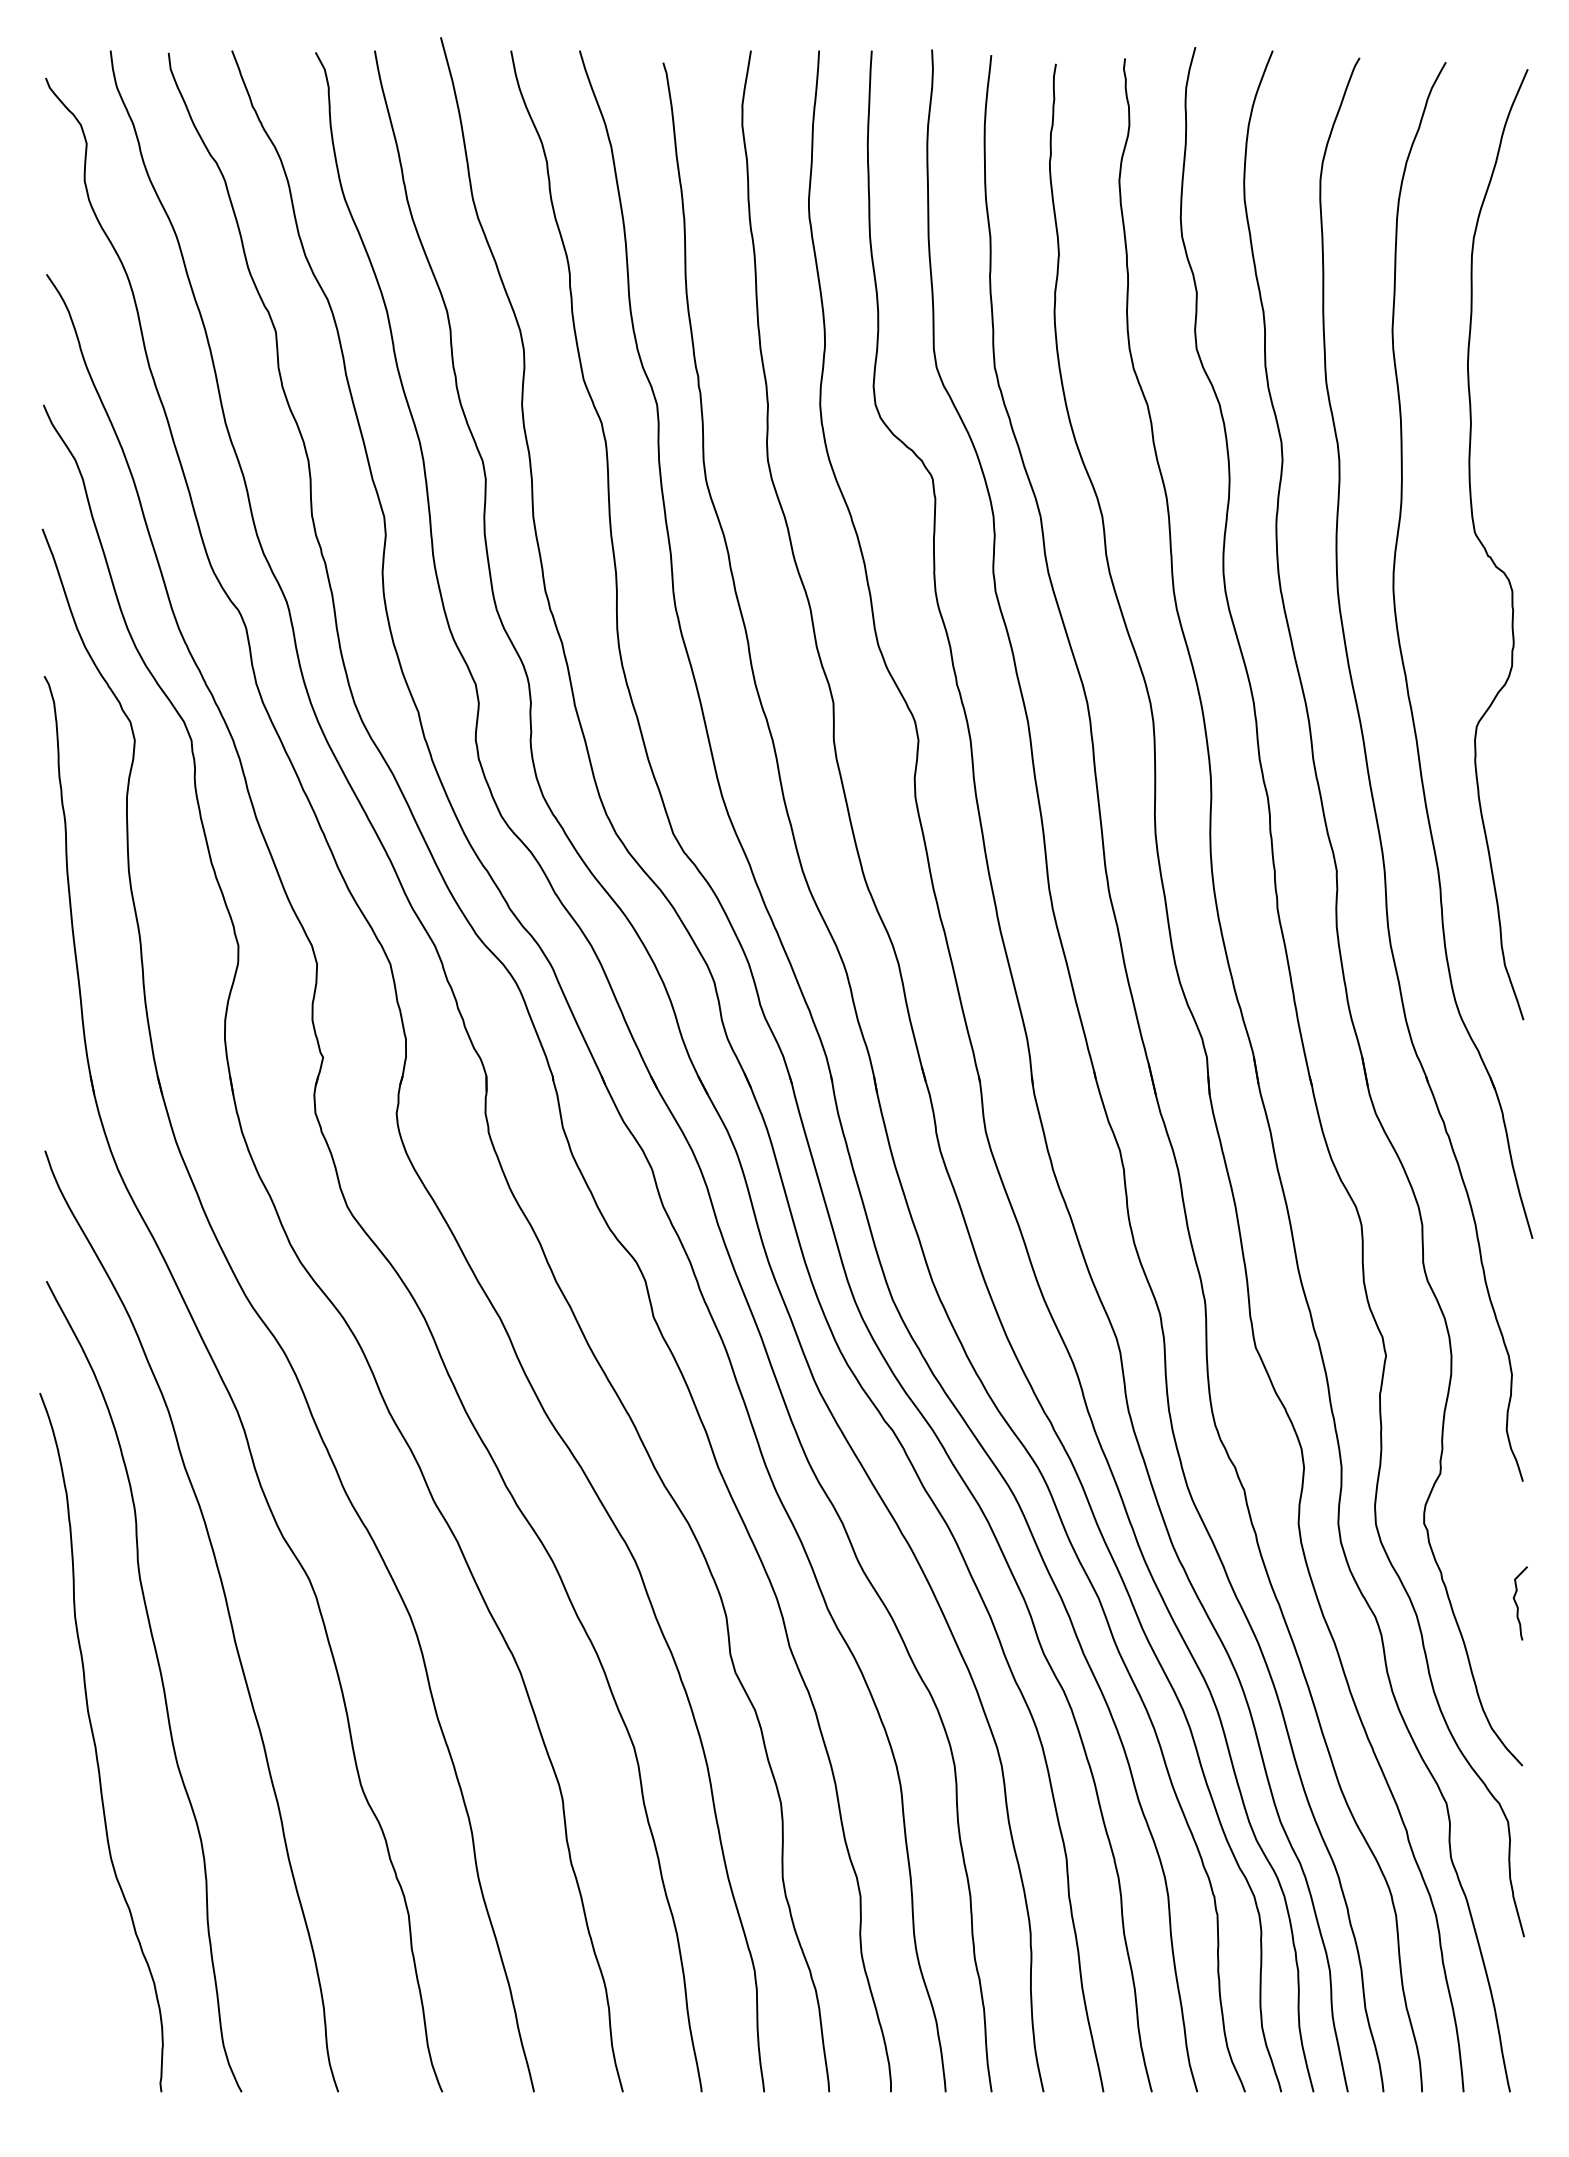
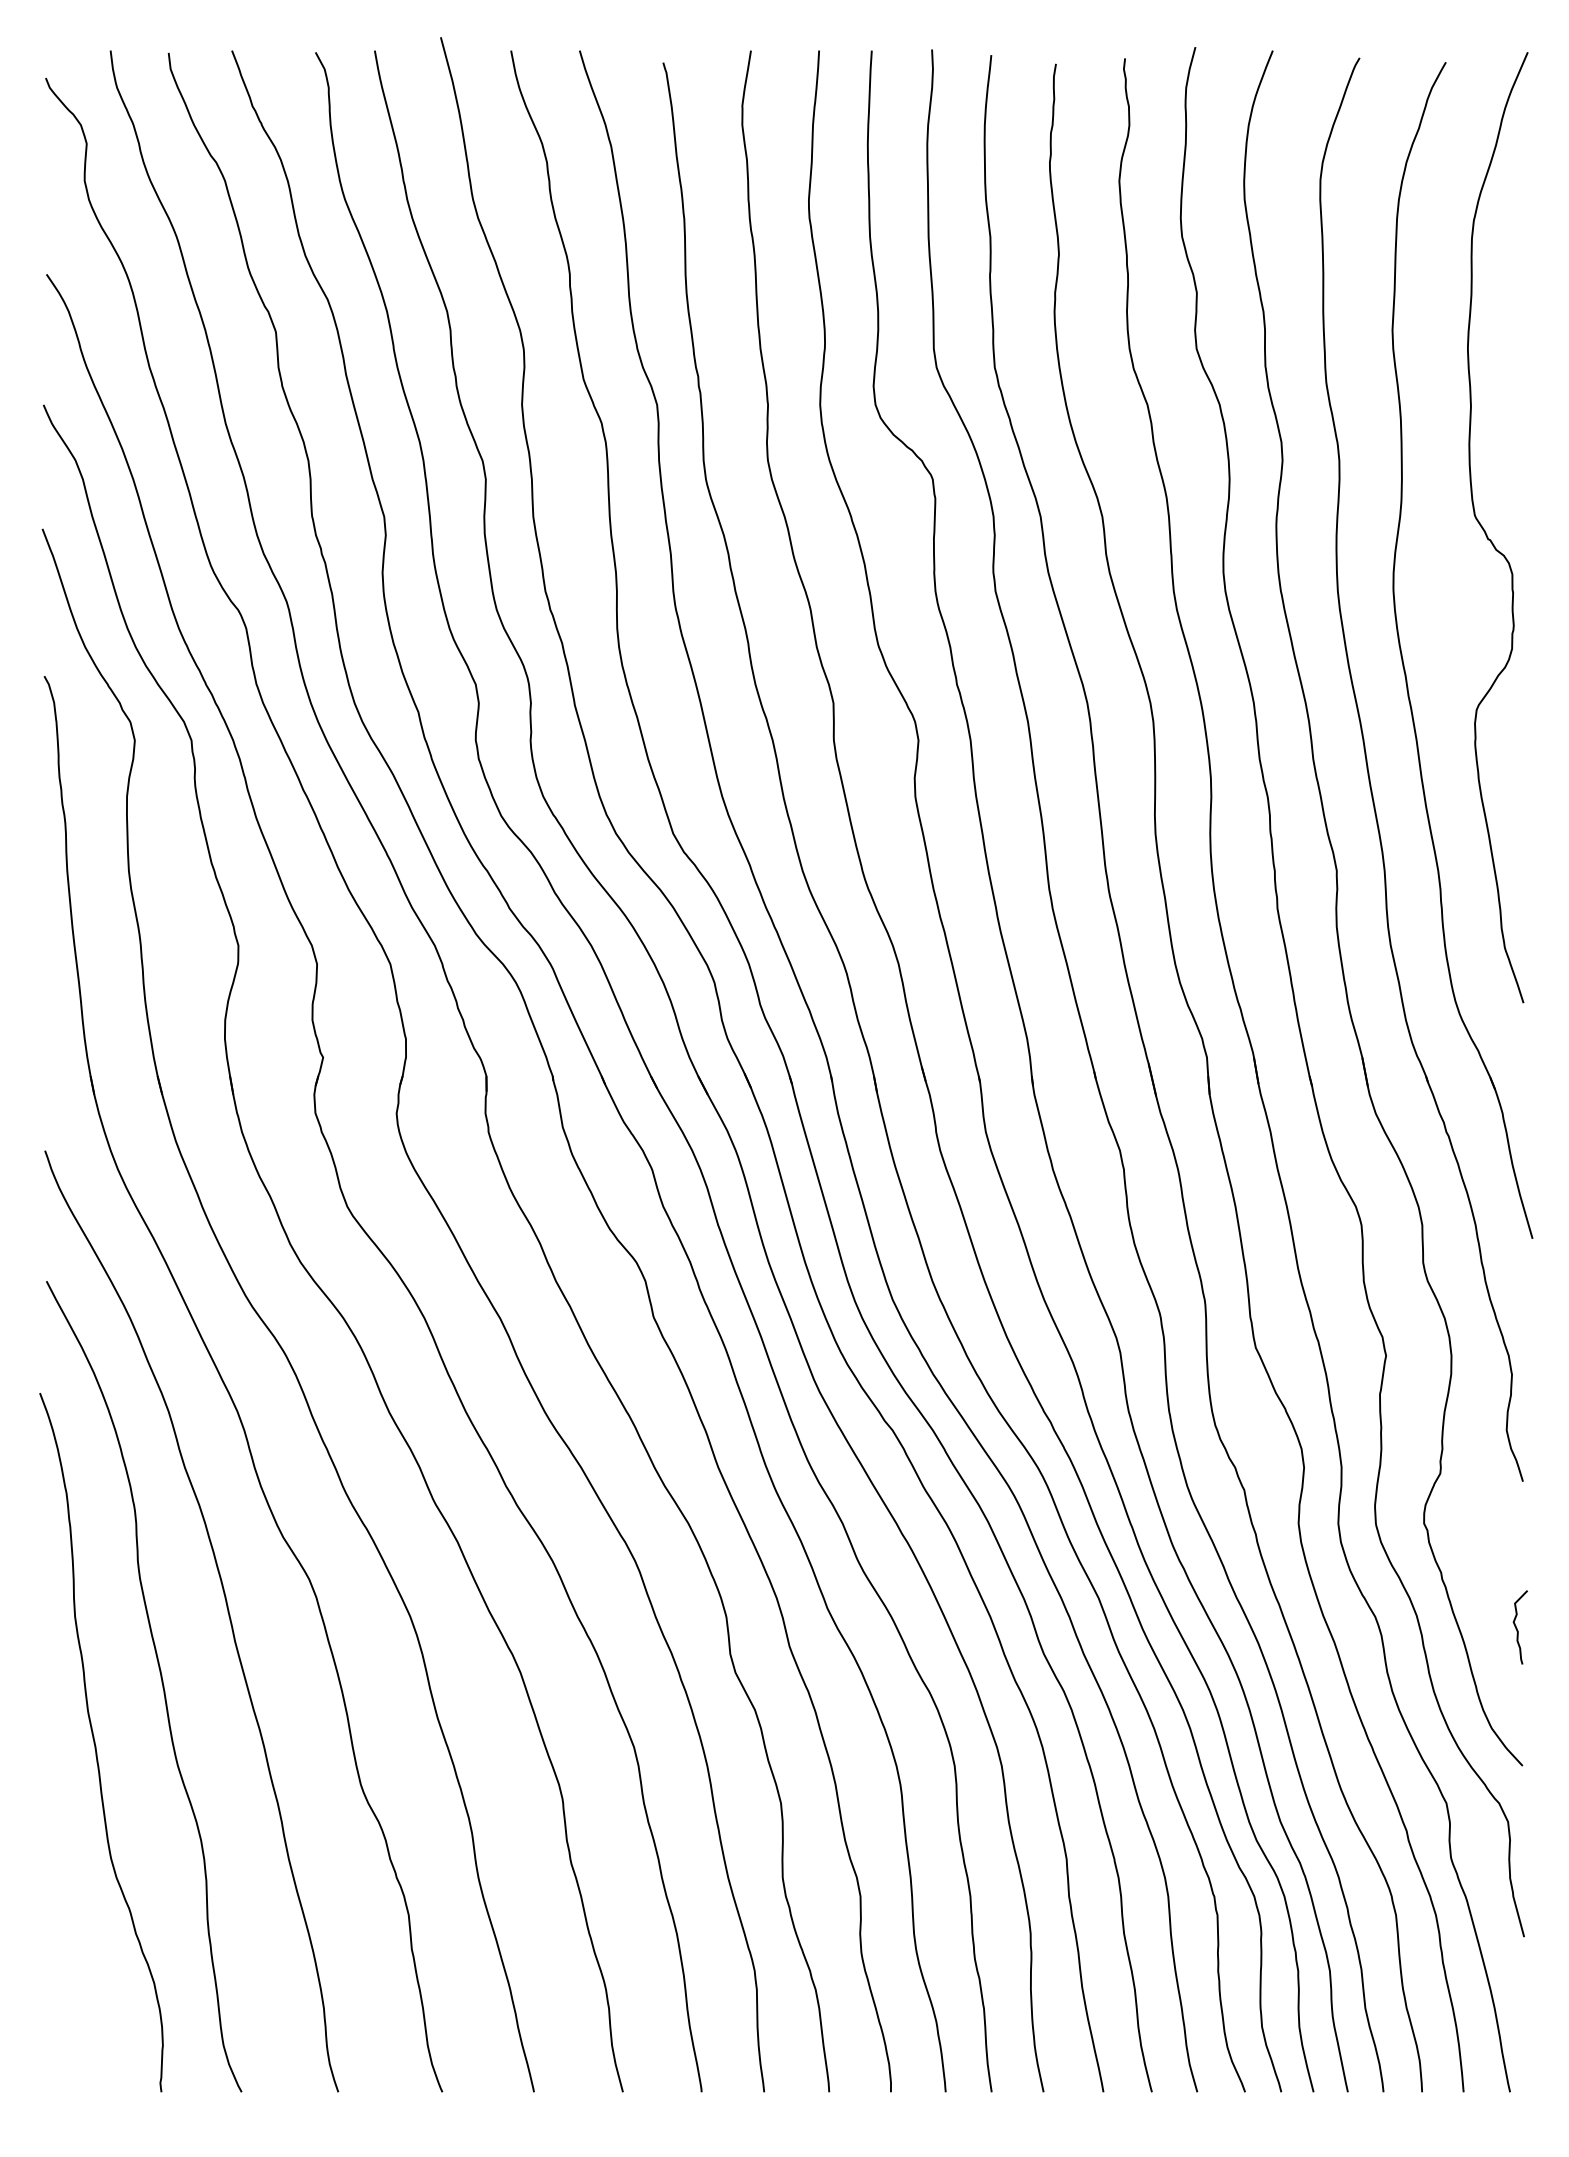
curve position: (1486, 549) -> (1486, 532) (1486, 532)
curve position: (1517, 1604) -> (1517, 1628) (1517, 1628)
